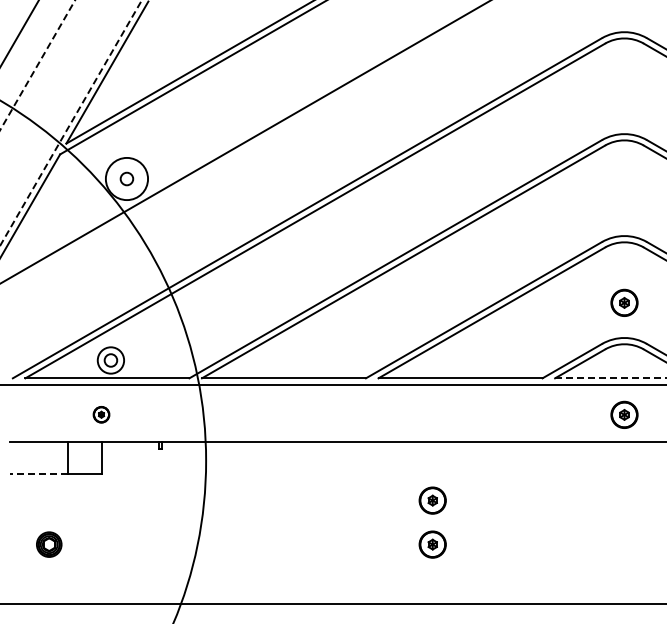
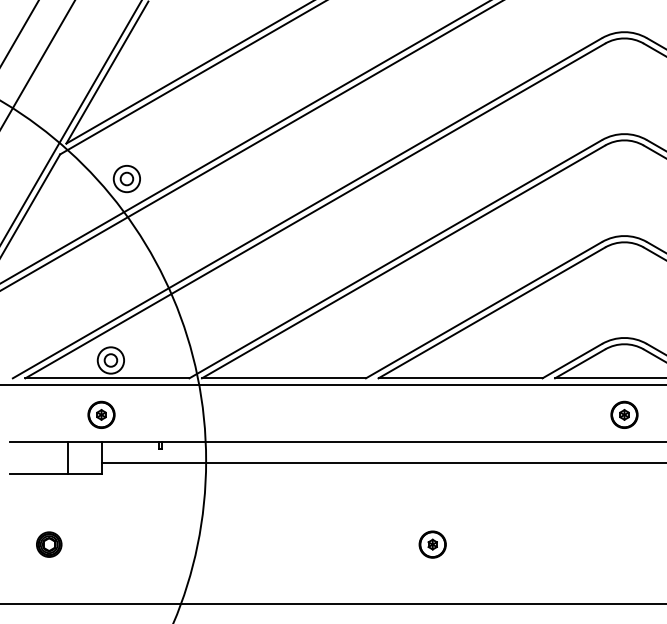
line: dashed -> solid (37, 65)
line: dashed -> solid (70, 123)
line: none -> present (251, 145)
circle diameter: 42 px -> 26 px (126, 178)
part: present -> none (624, 302)
line: dashed -> solid (611, 378)
part size: 19x18 px -> 29x29 px (101, 414)
line: none -> present (382, 463)
line: dashed -> solid (38, 473)
part: present -> none (432, 500)
